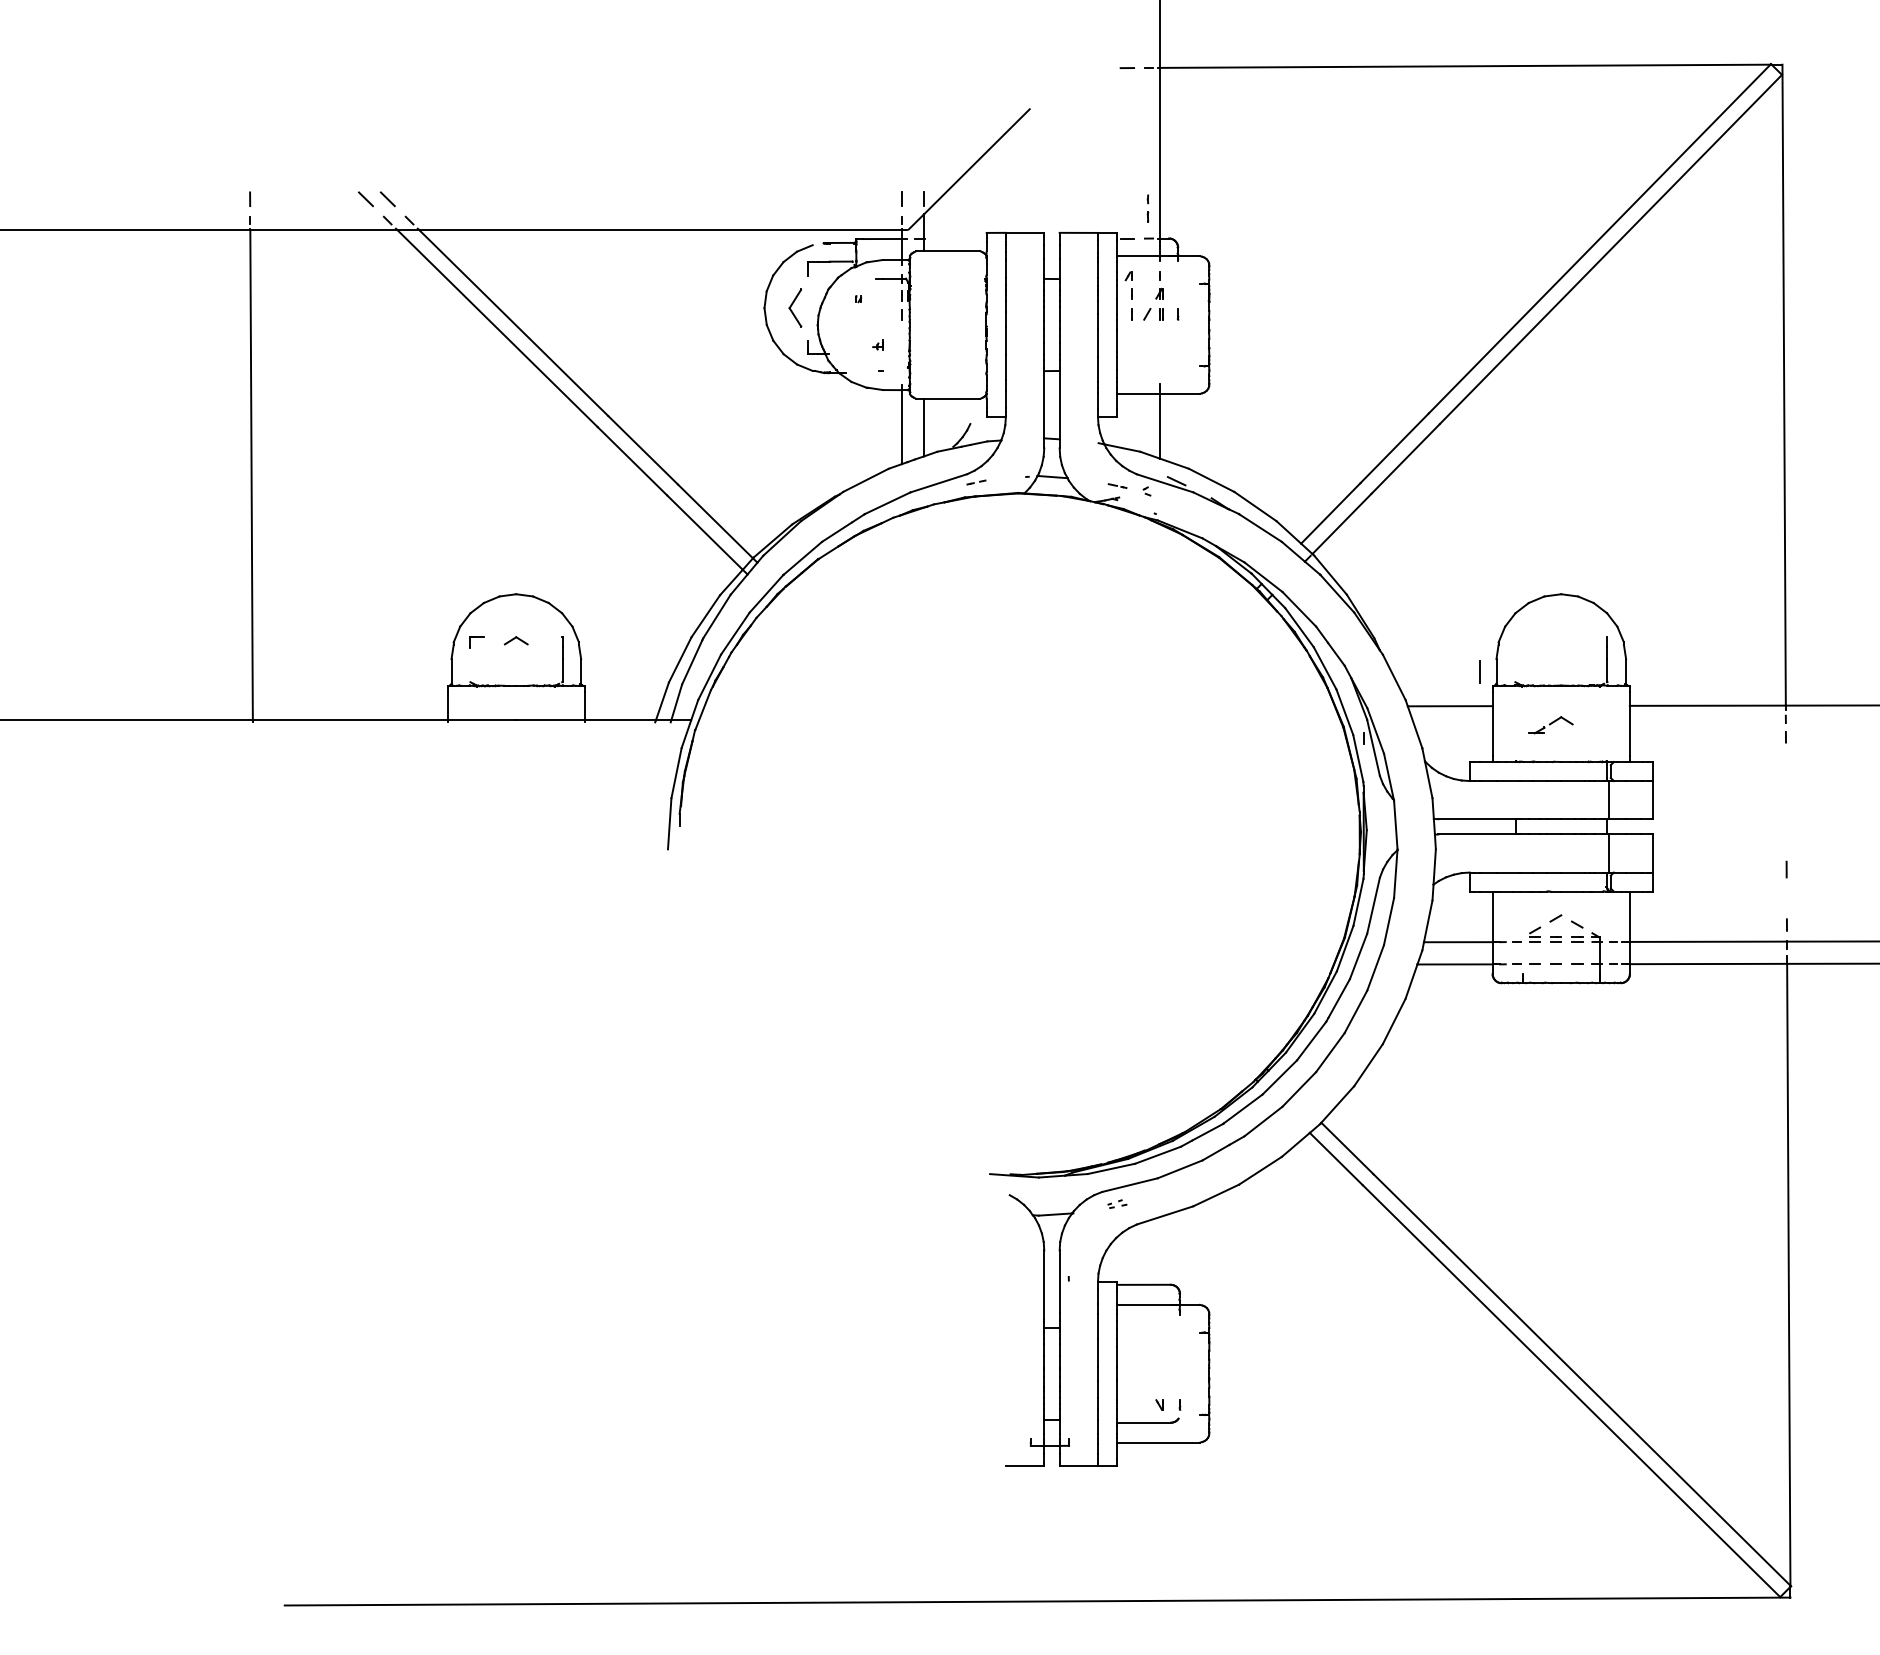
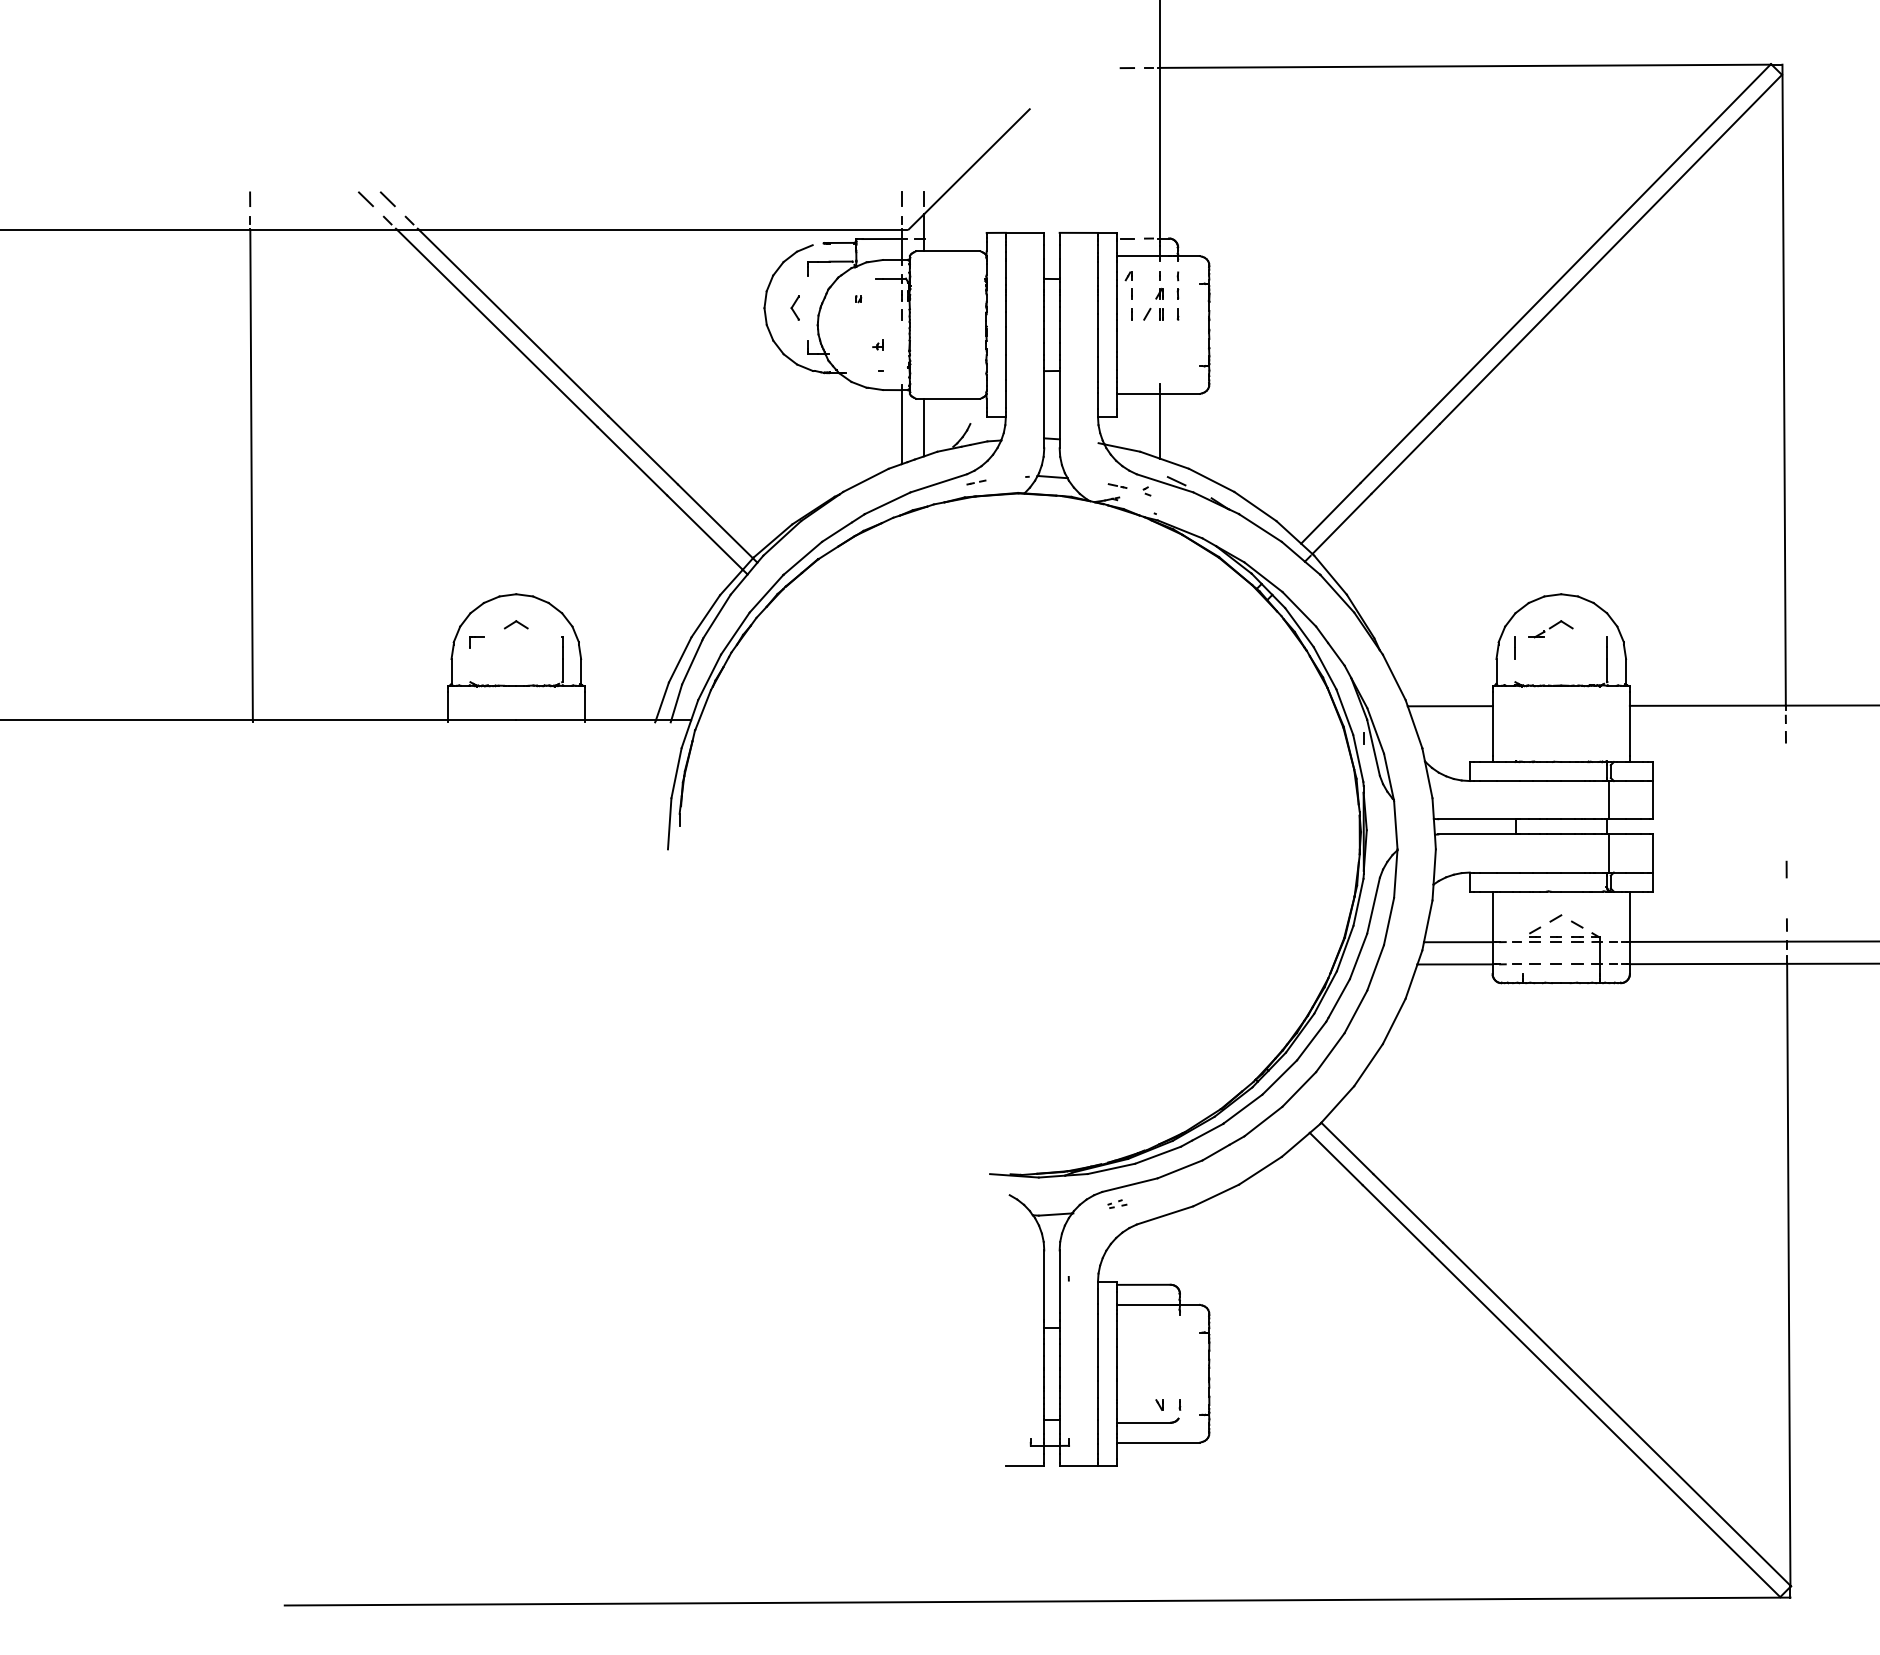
part position: (1147, 208) -> (1177, 285) (1177, 285)
part size: 15x40 px -> 10x26 px (794, 307)
part position: (515, 640) -> (515, 624) (515, 624)
line position: (1479, 671) -> (1514, 647) (1514, 647)
part position: (1550, 725) -> (1550, 629) (1550, 629)
